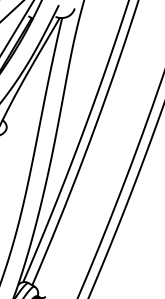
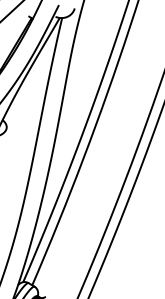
line: present -> none (17, 27)
